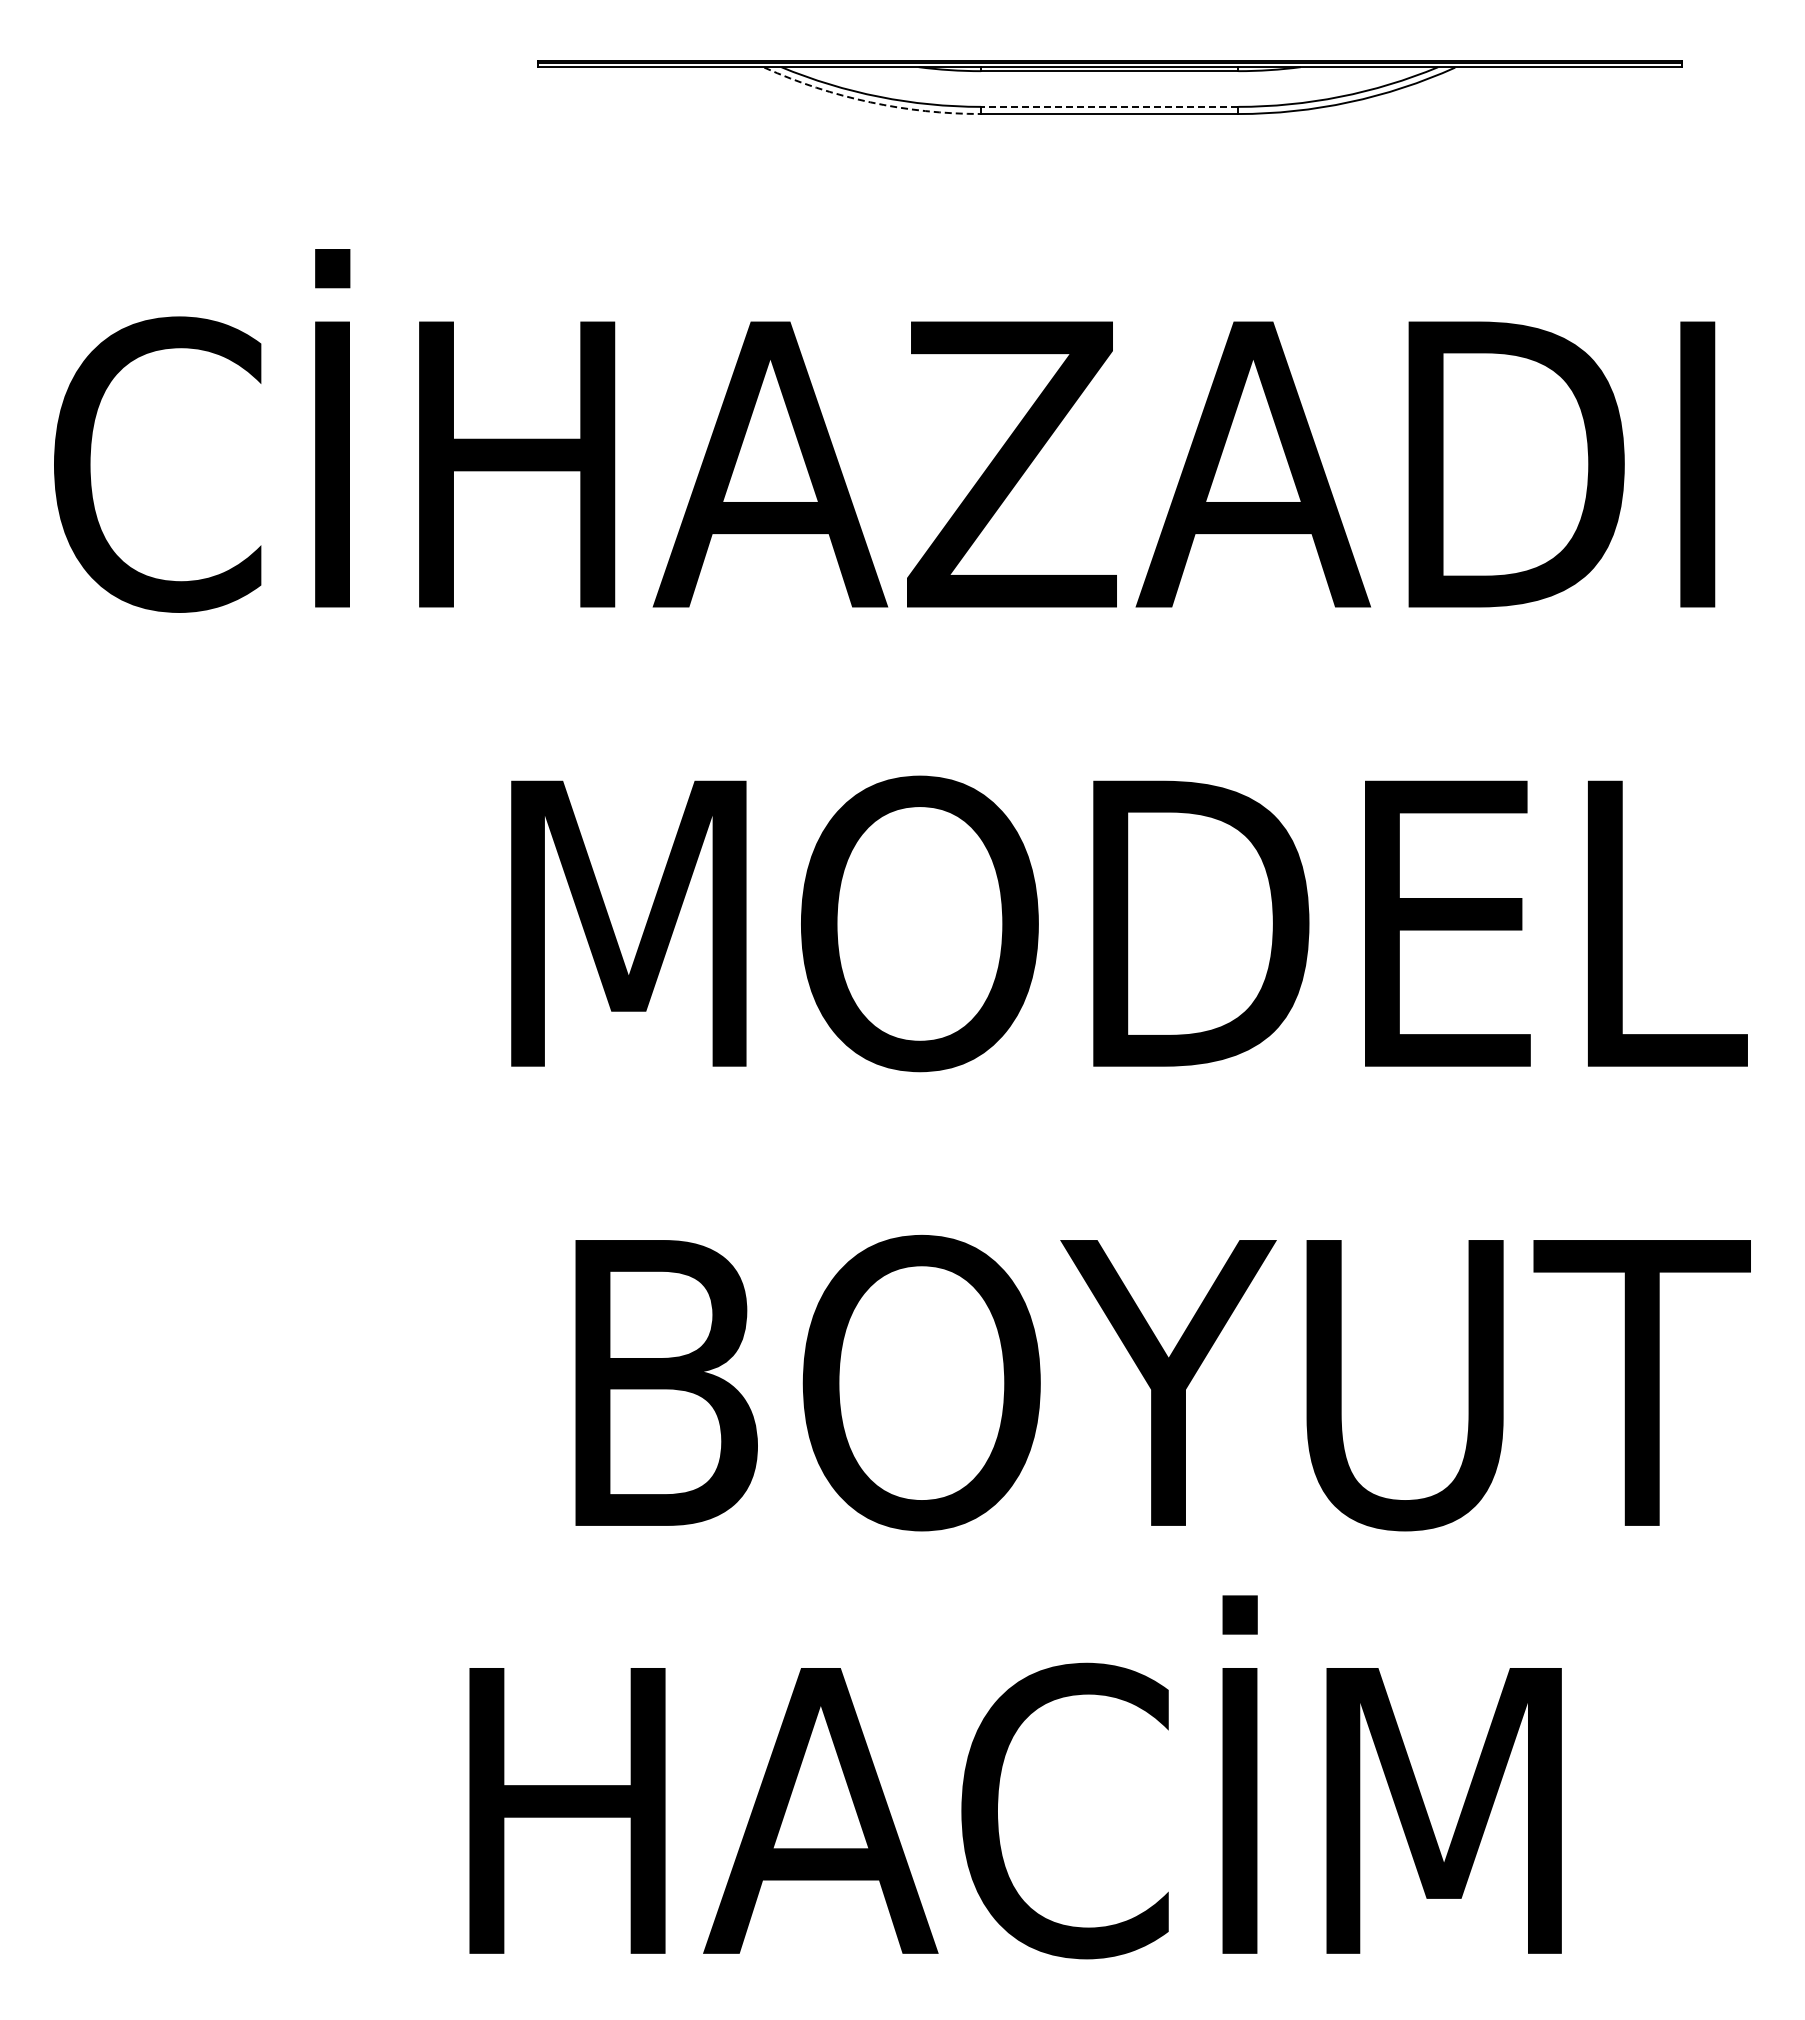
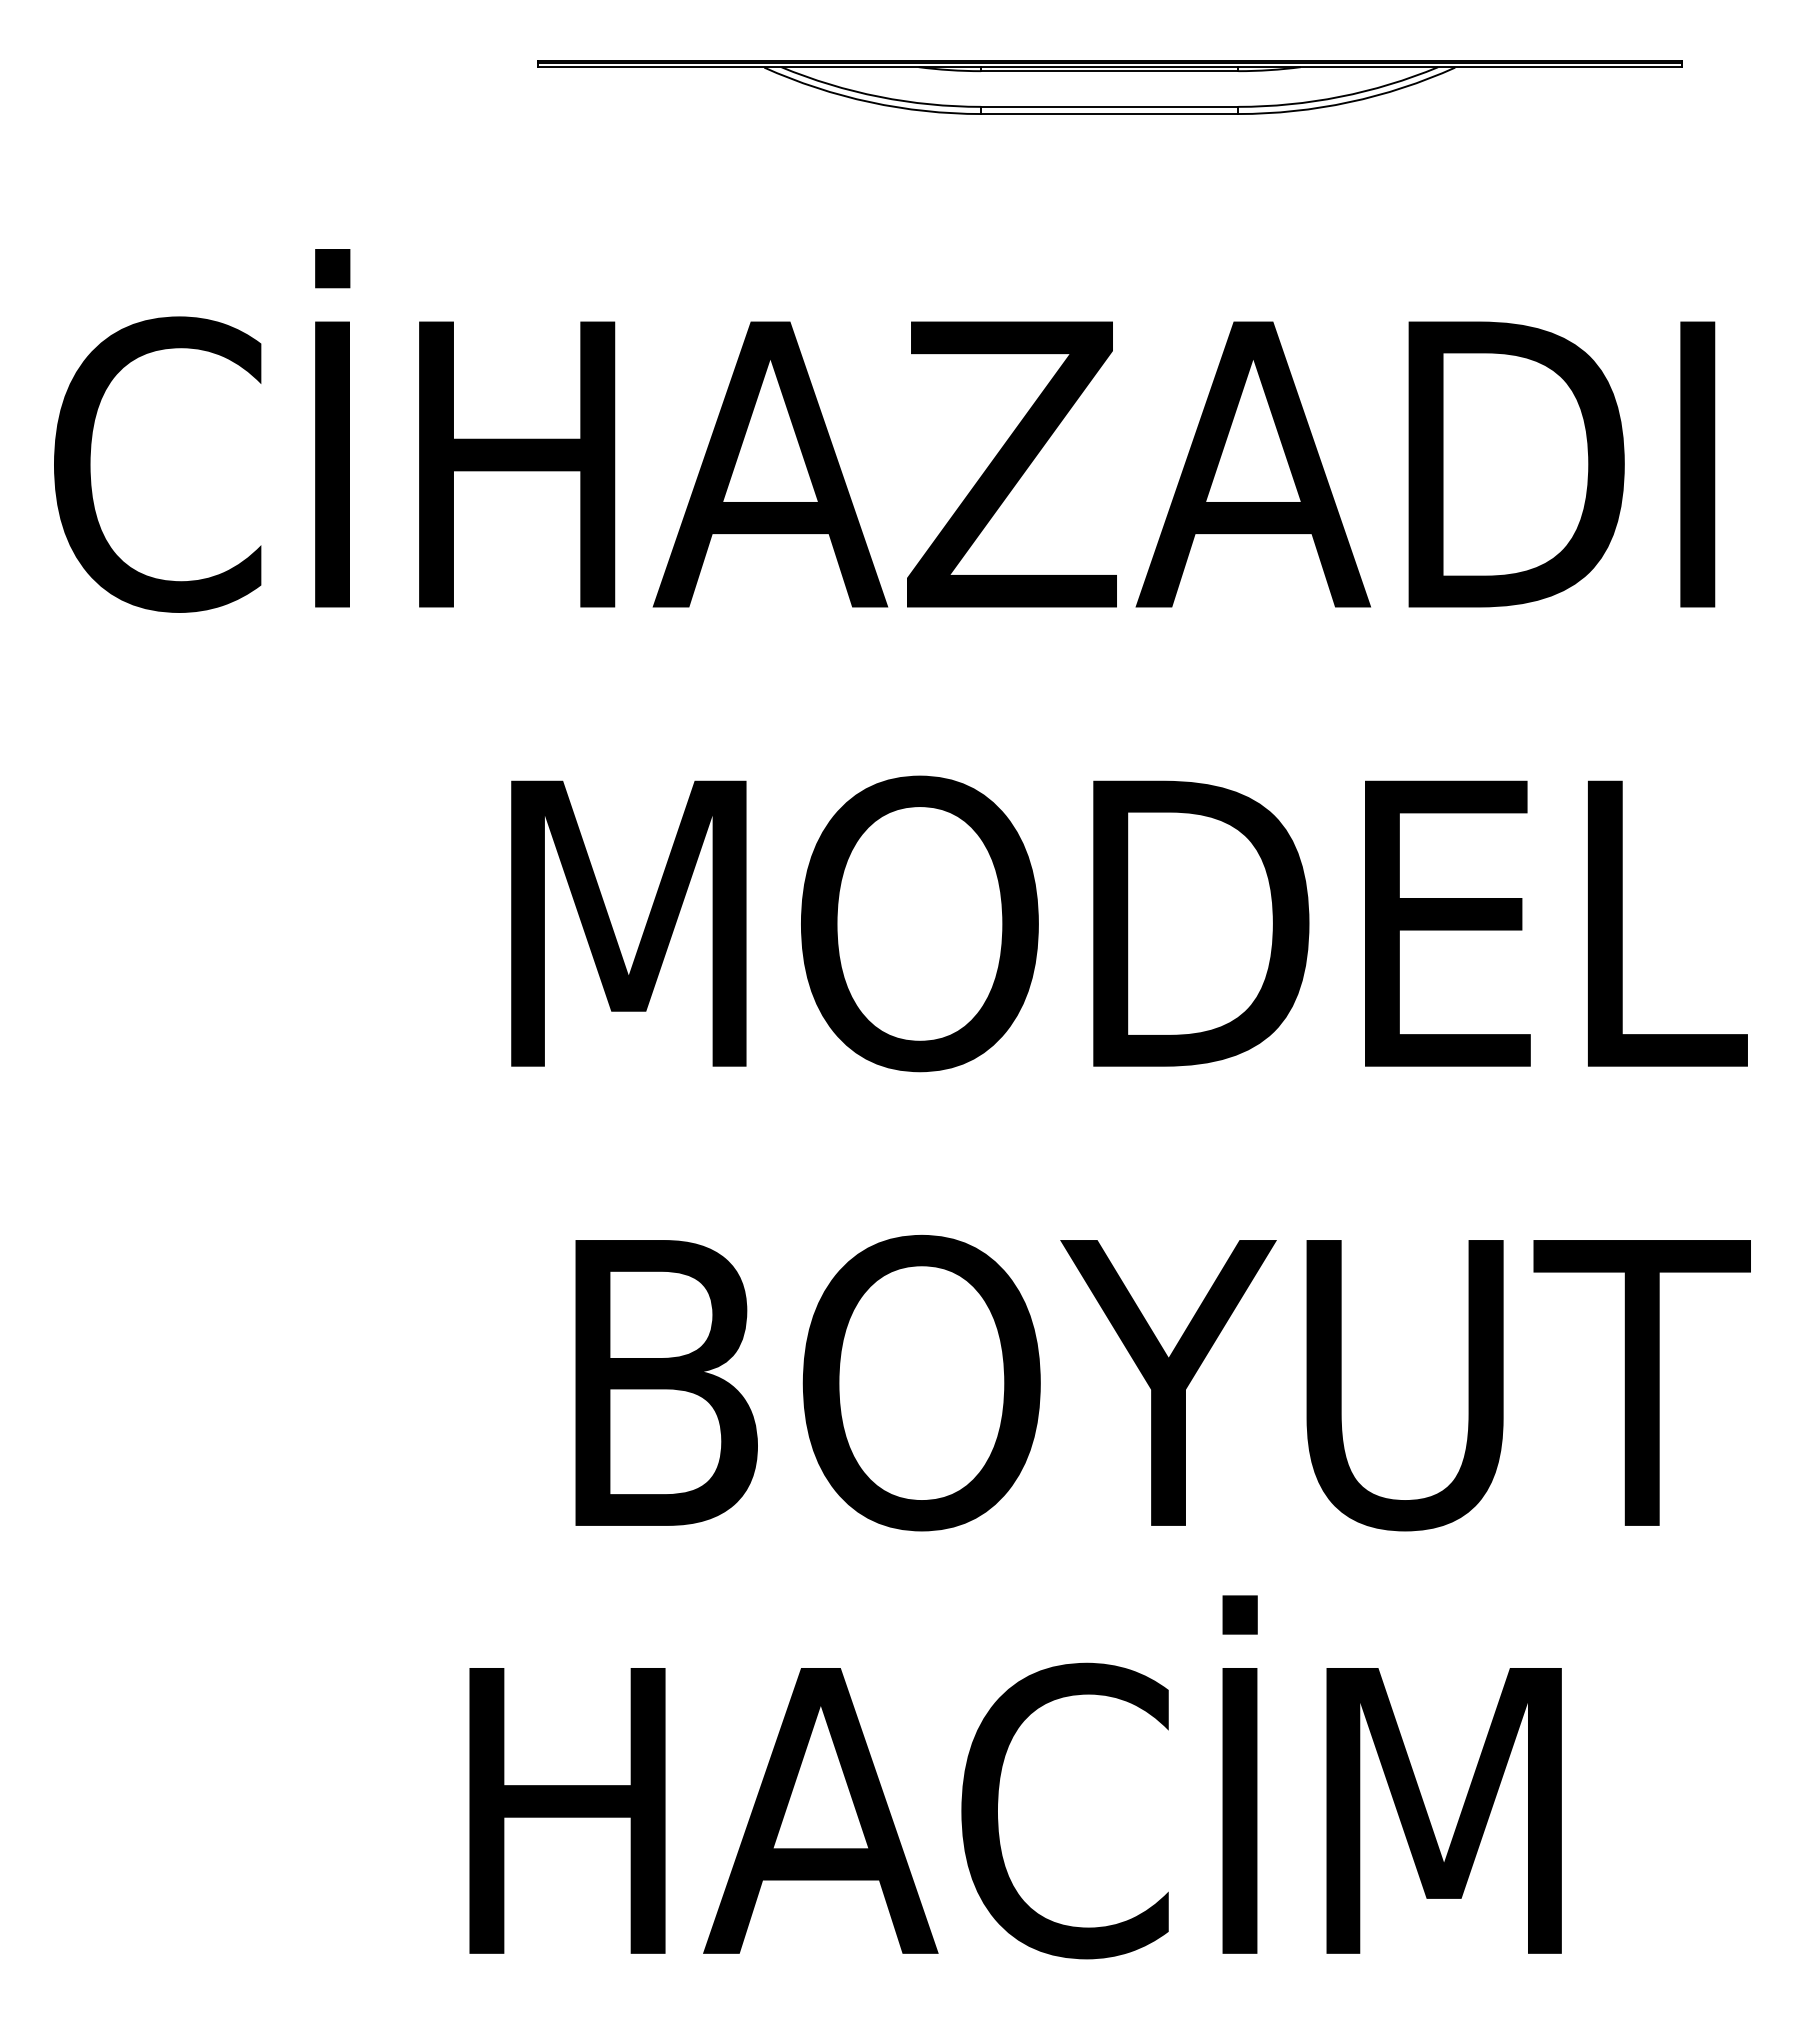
arc: dashed -> solid (870, 102)
line: dashed -> solid (1109, 106)
